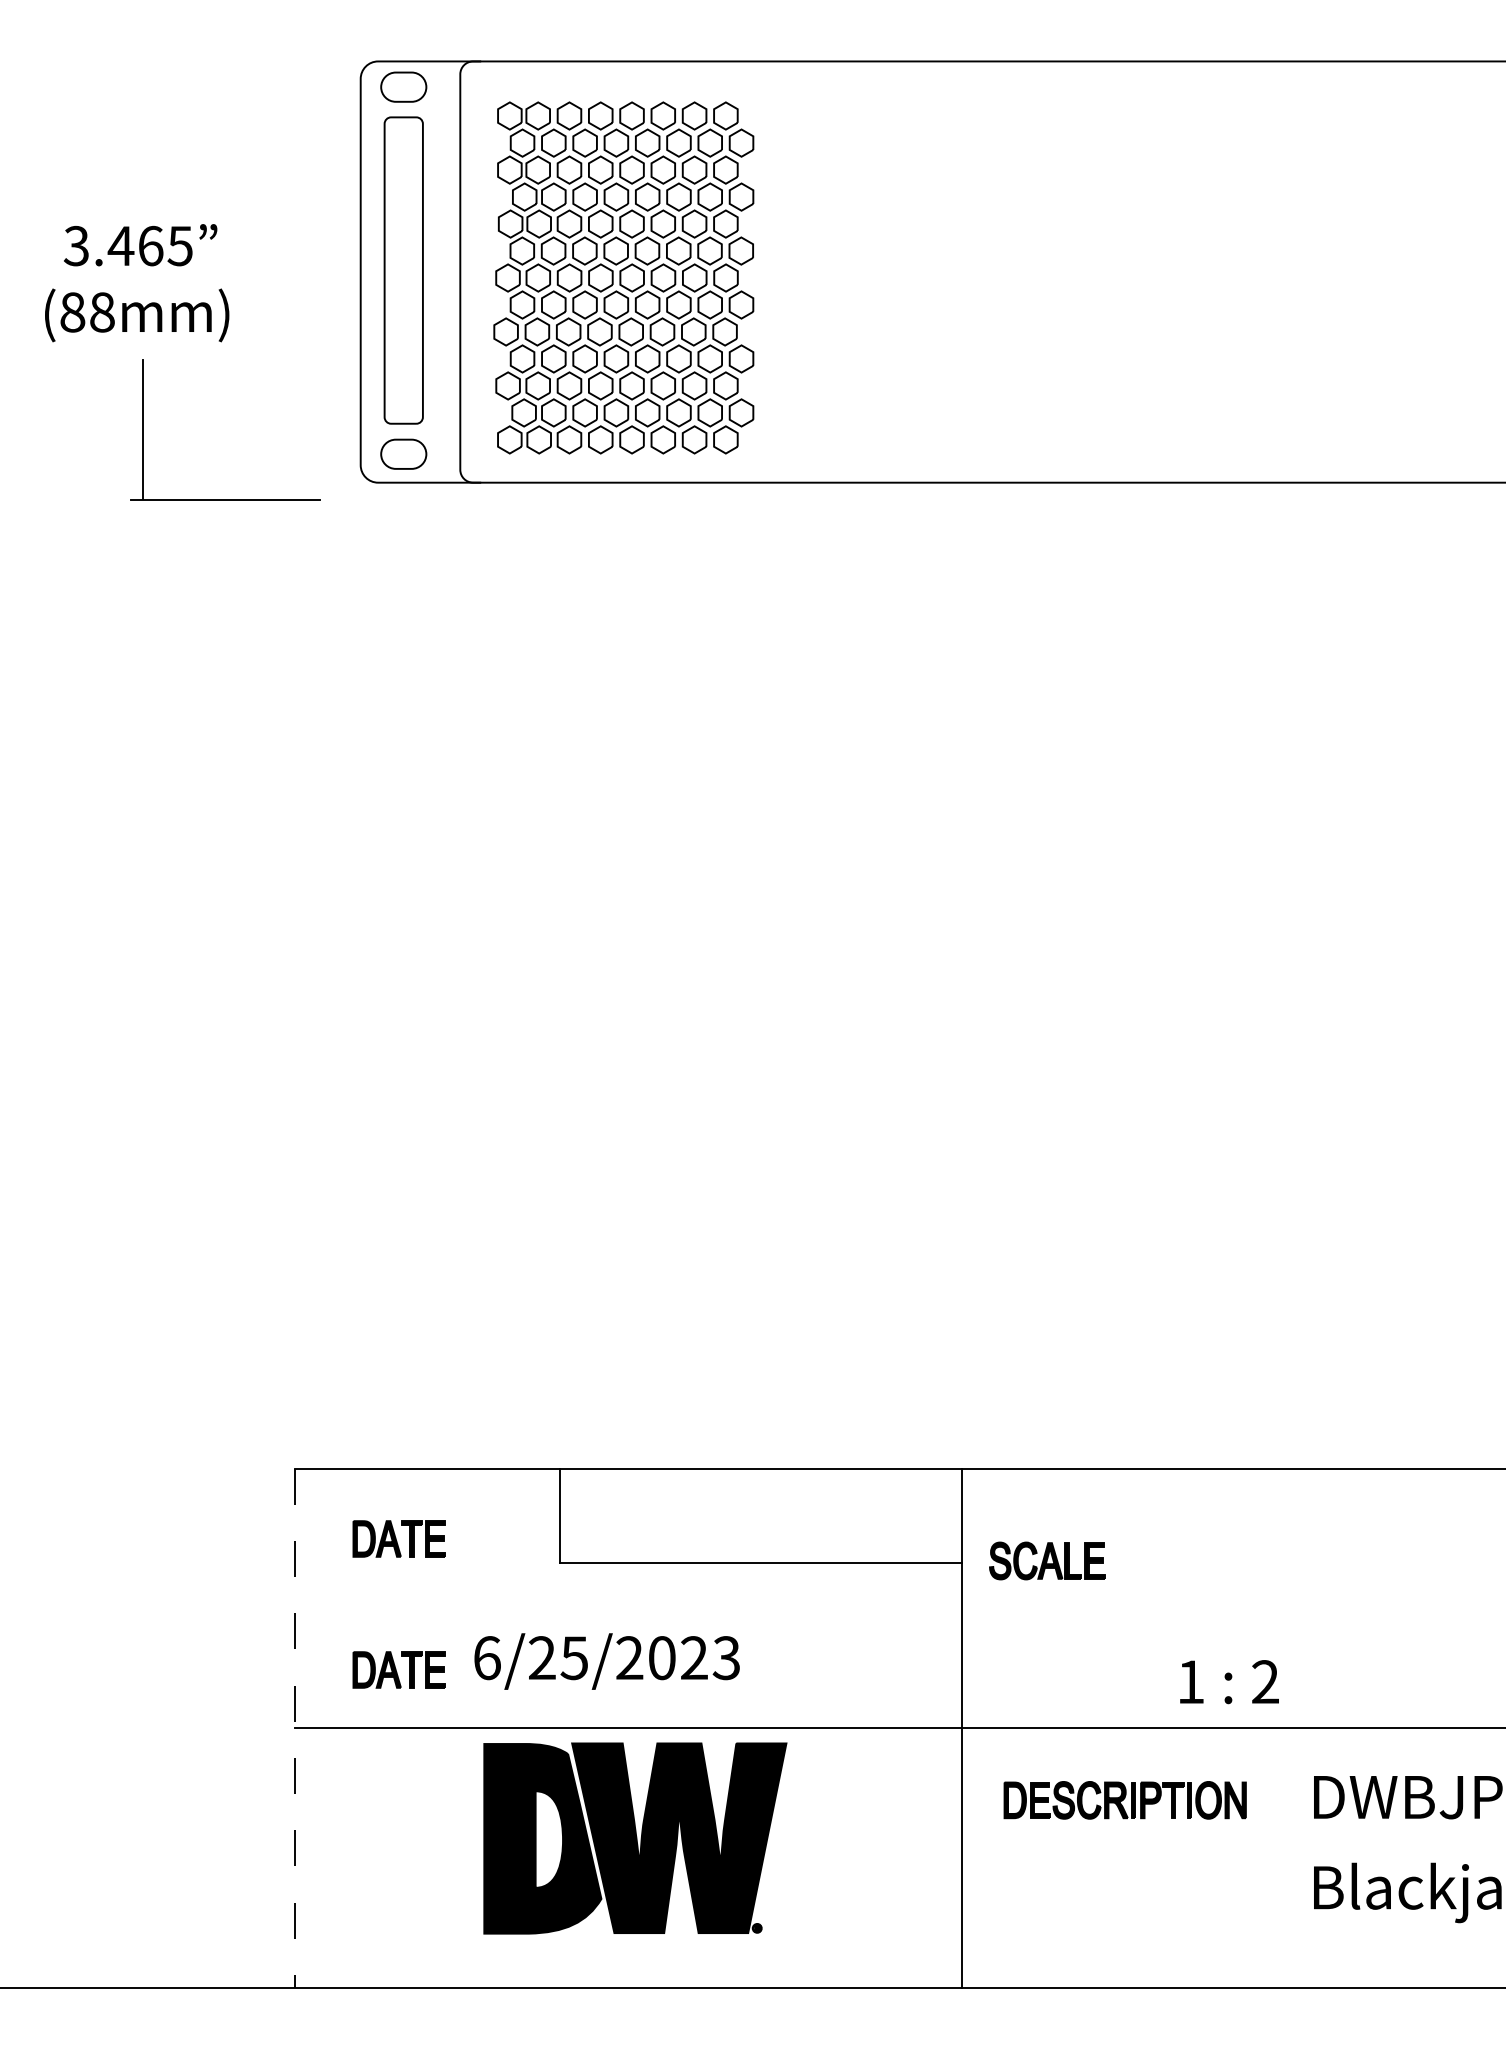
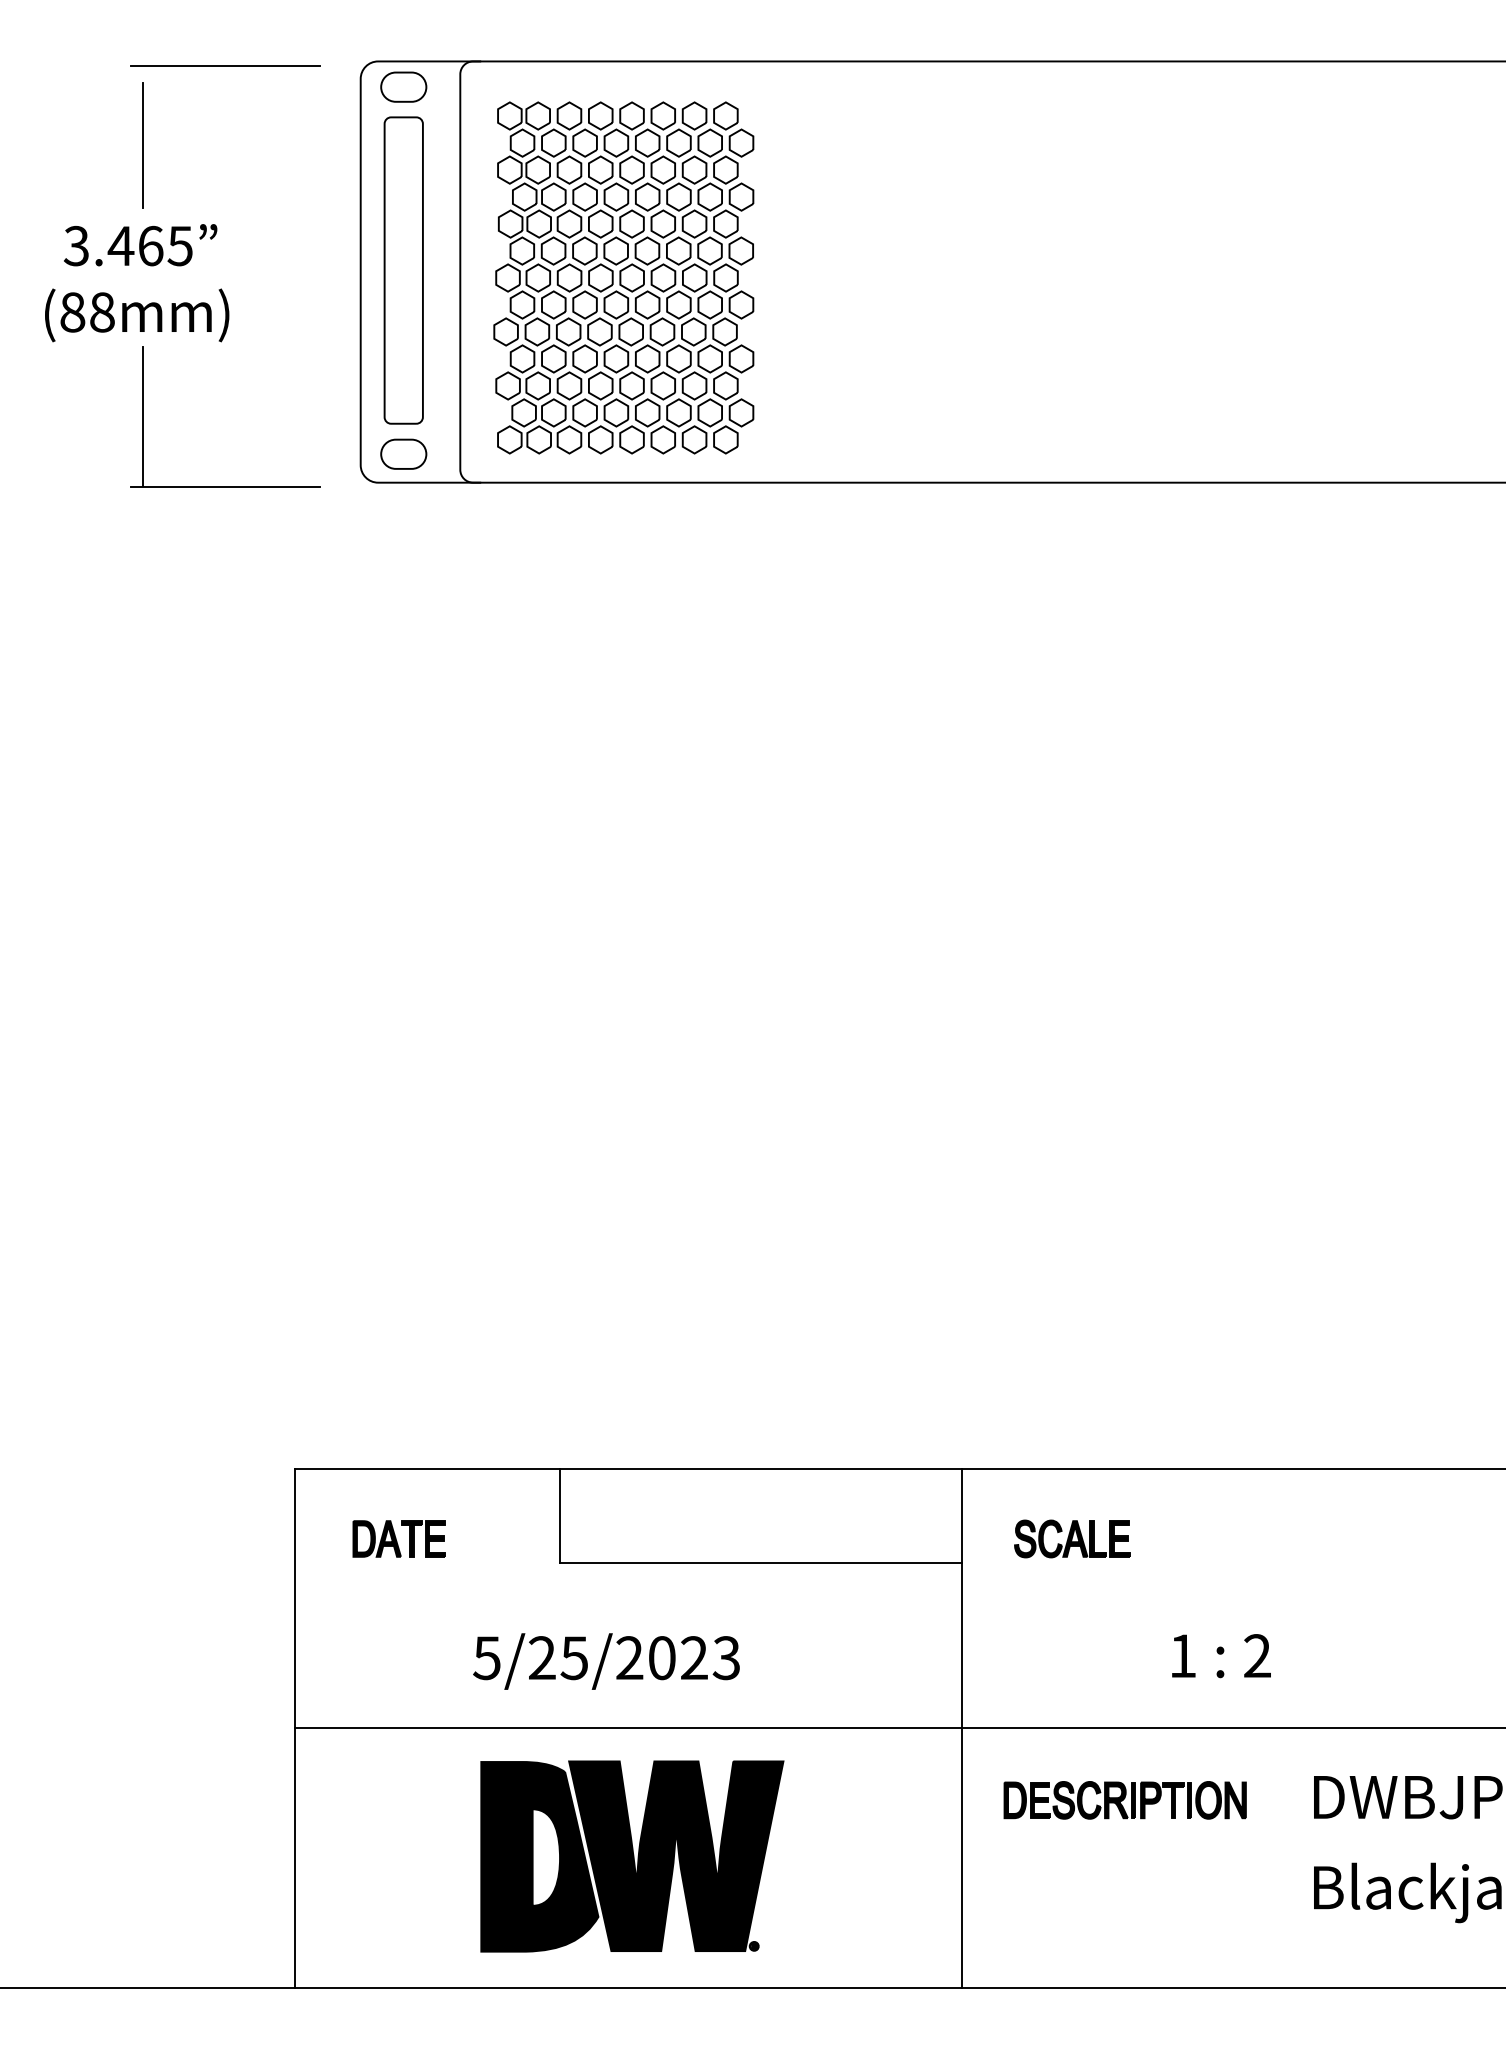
line: none -> present (225, 65)
line: none -> present (142, 145)
part position: (225, 499) -> (225, 486) (225, 486)
part position: (1047, 1560) -> (1072, 1538) (1072, 1538)
text: 6/25/2023 -> 5/25/2023 (486, 1658)
part: present -> none (398, 1669)
text position: (1229, 1682) -> (1221, 1656) (1221, 1656)
line: dashed -> solid (295, 1728)
part position: (635, 1838) -> (632, 1856) (632, 1856)
